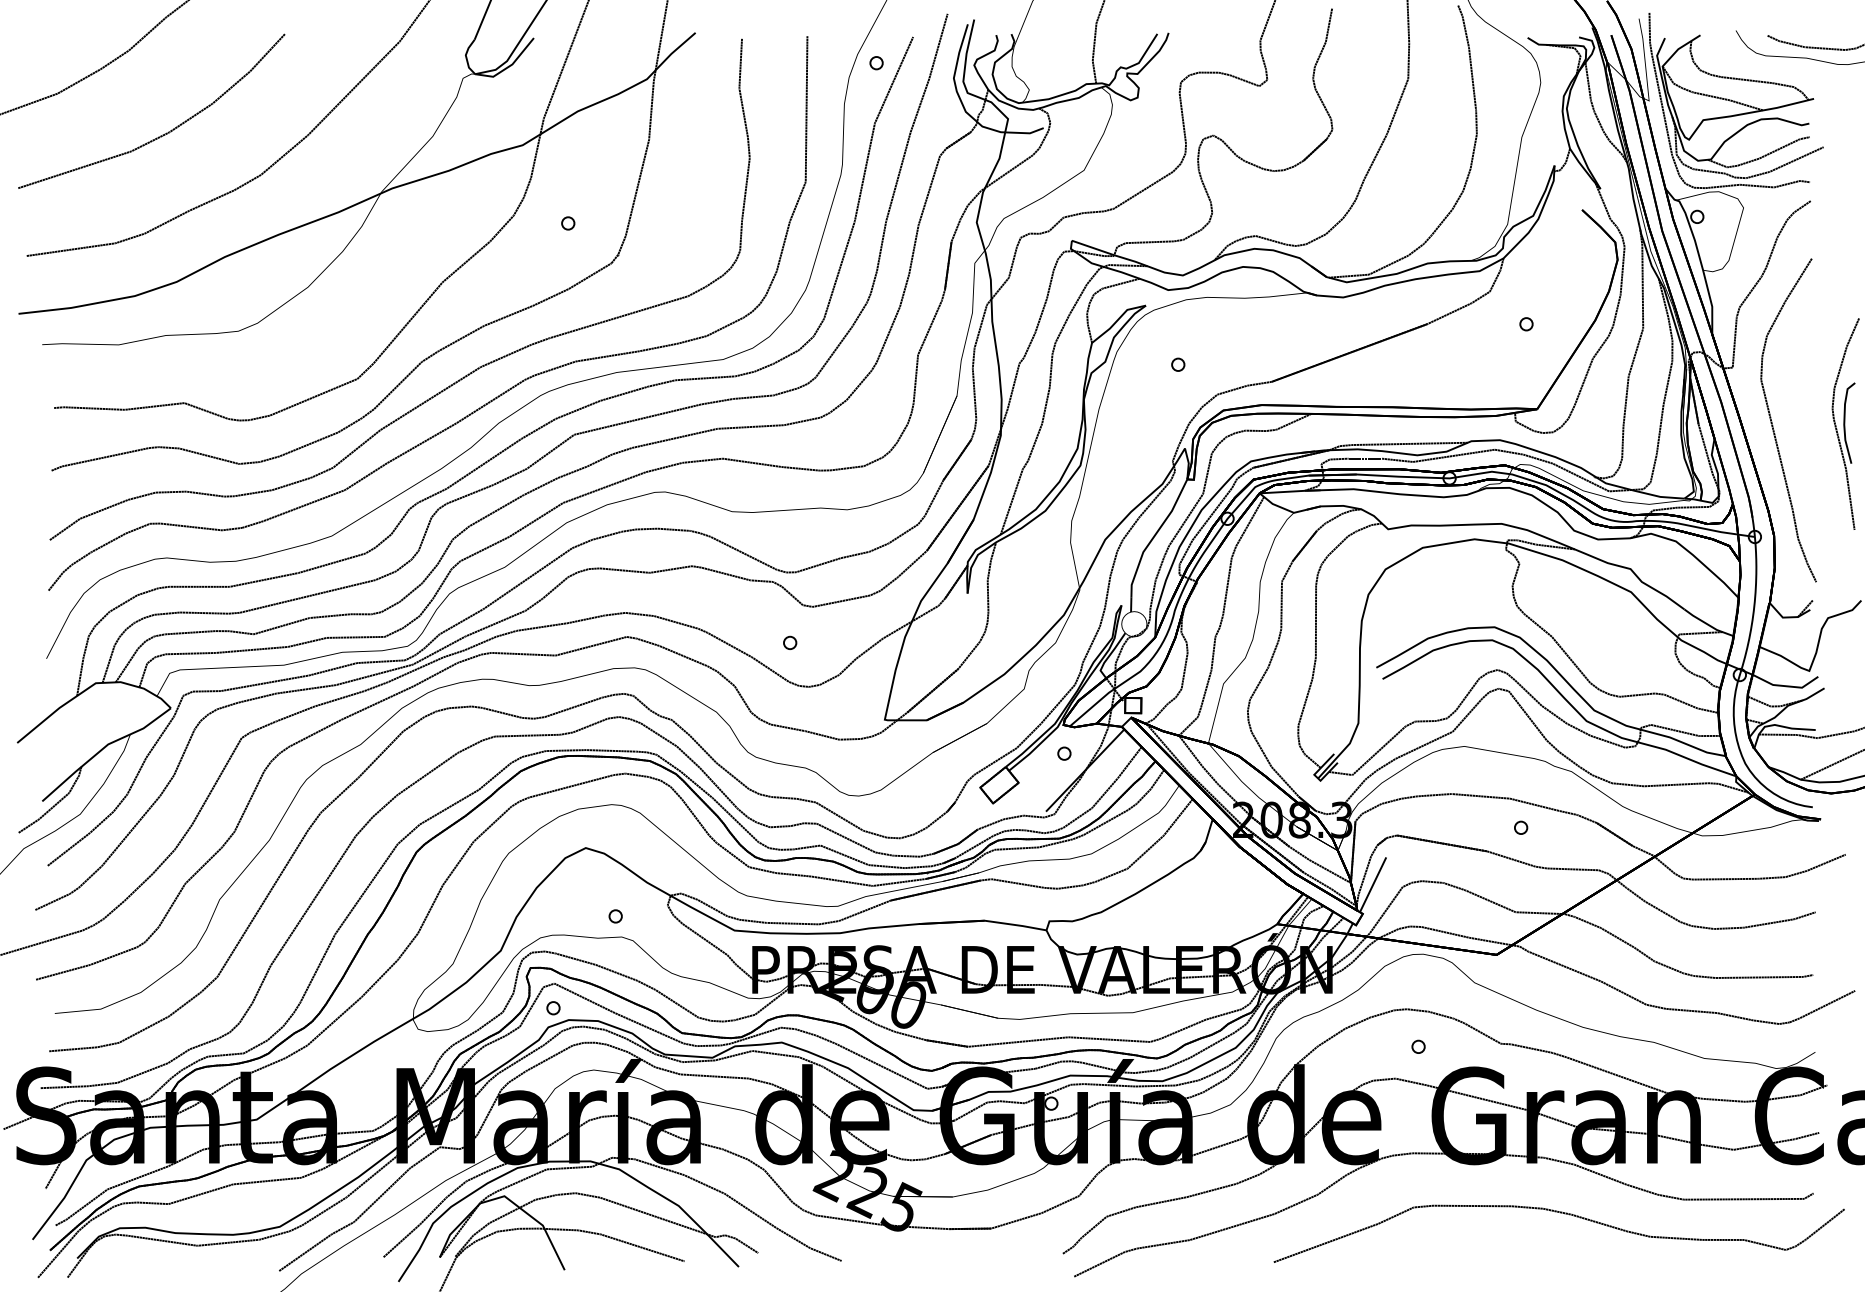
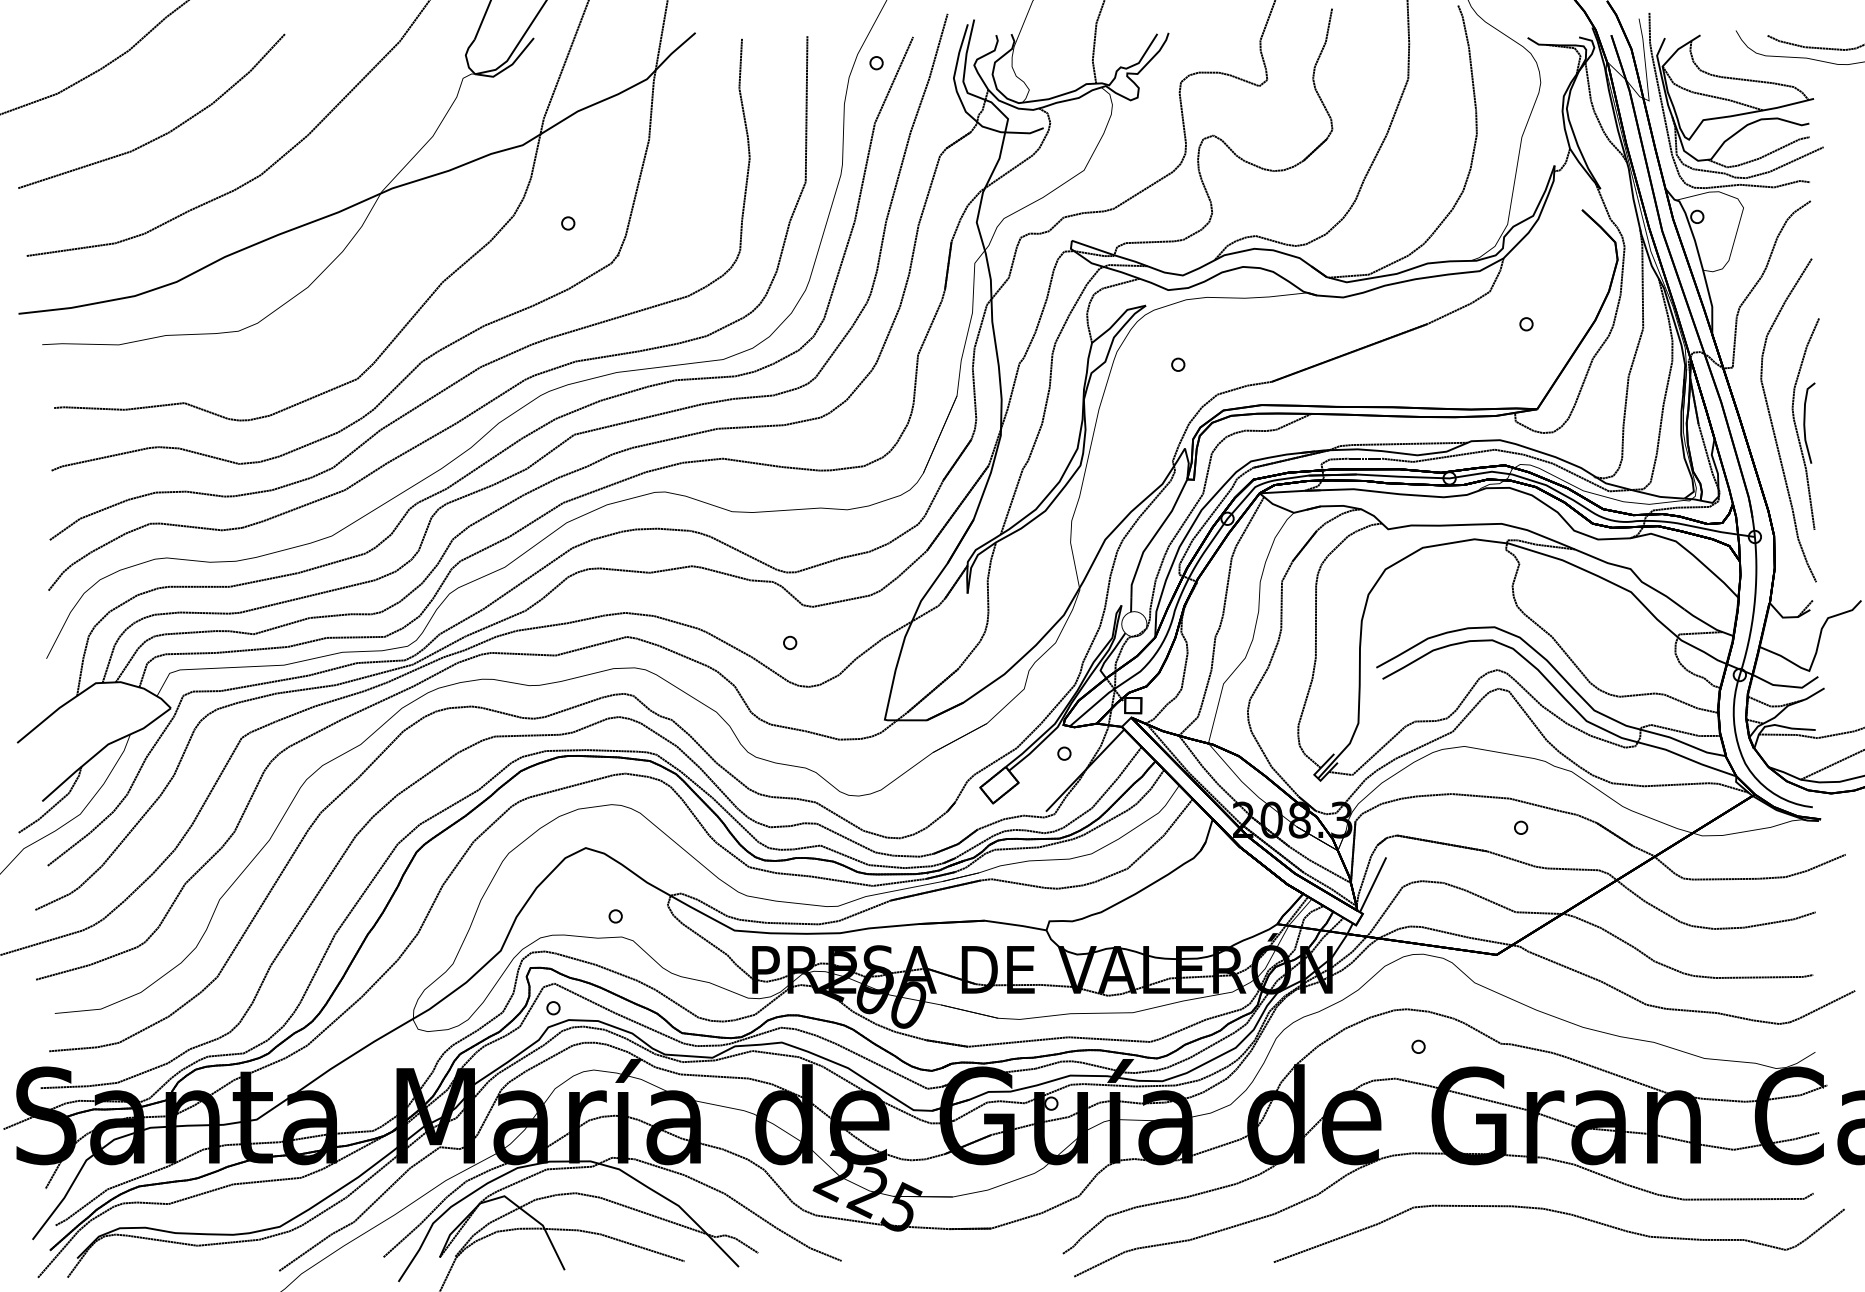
part position: (1845, 423) -> (1805, 423) (1805, 423)
